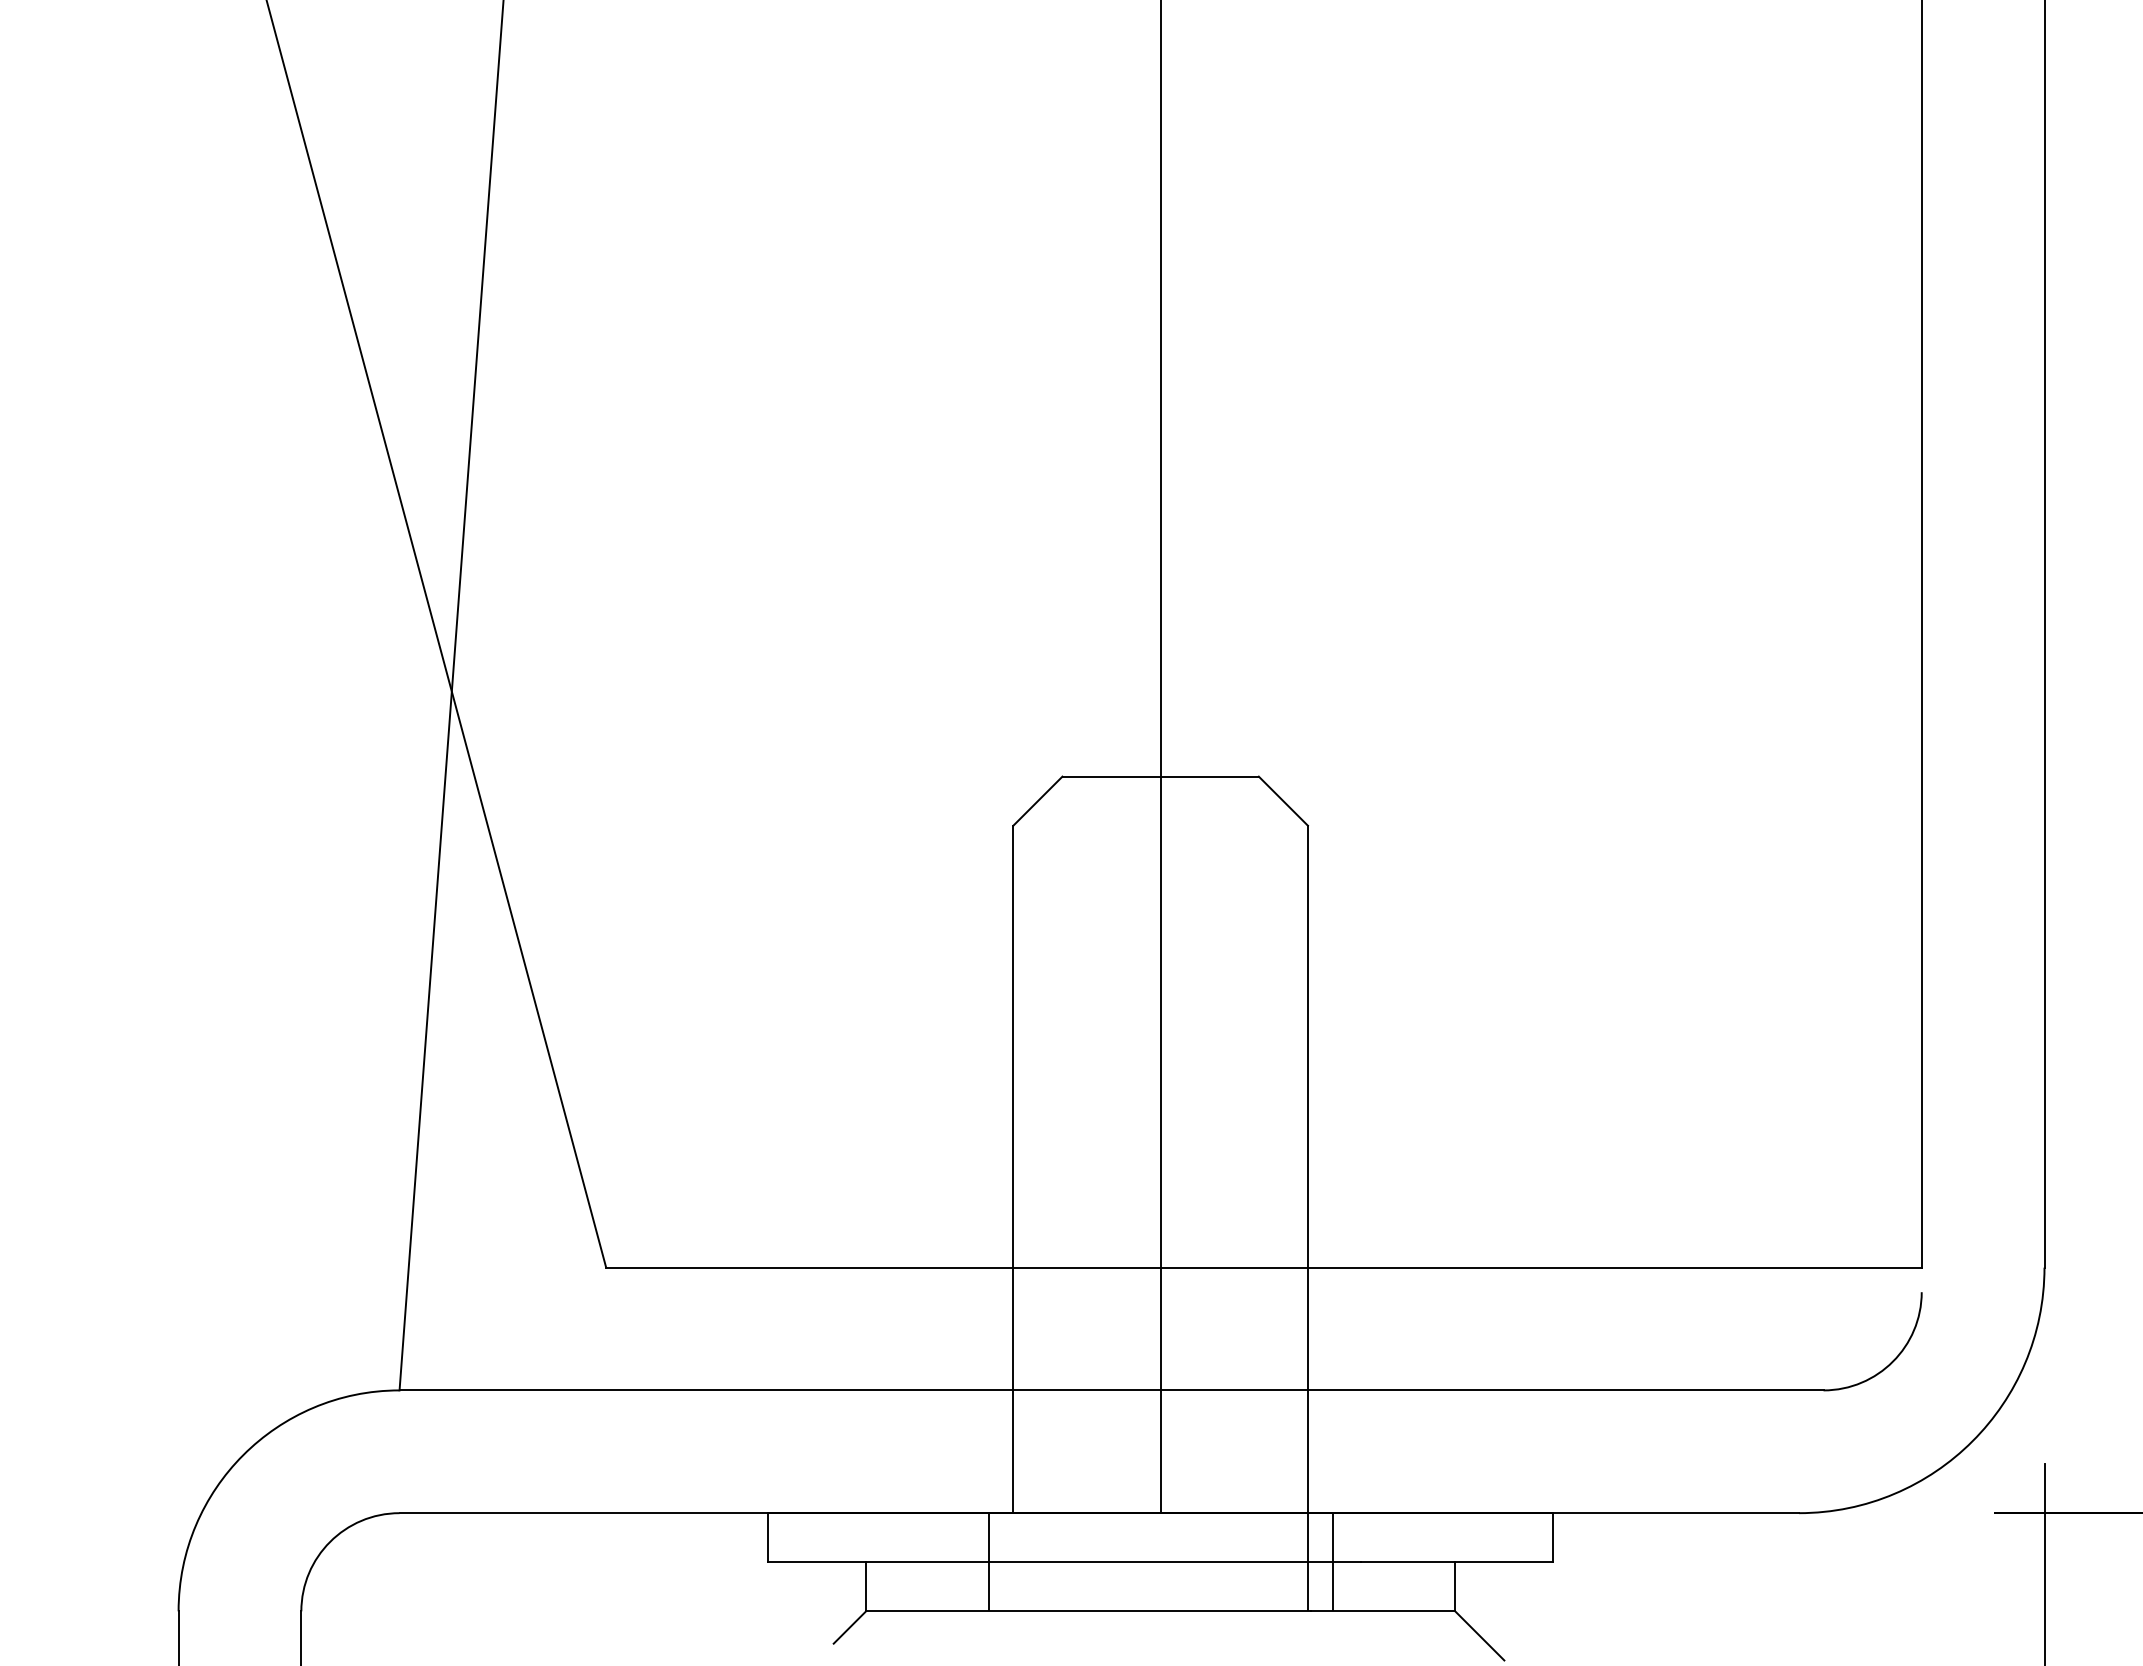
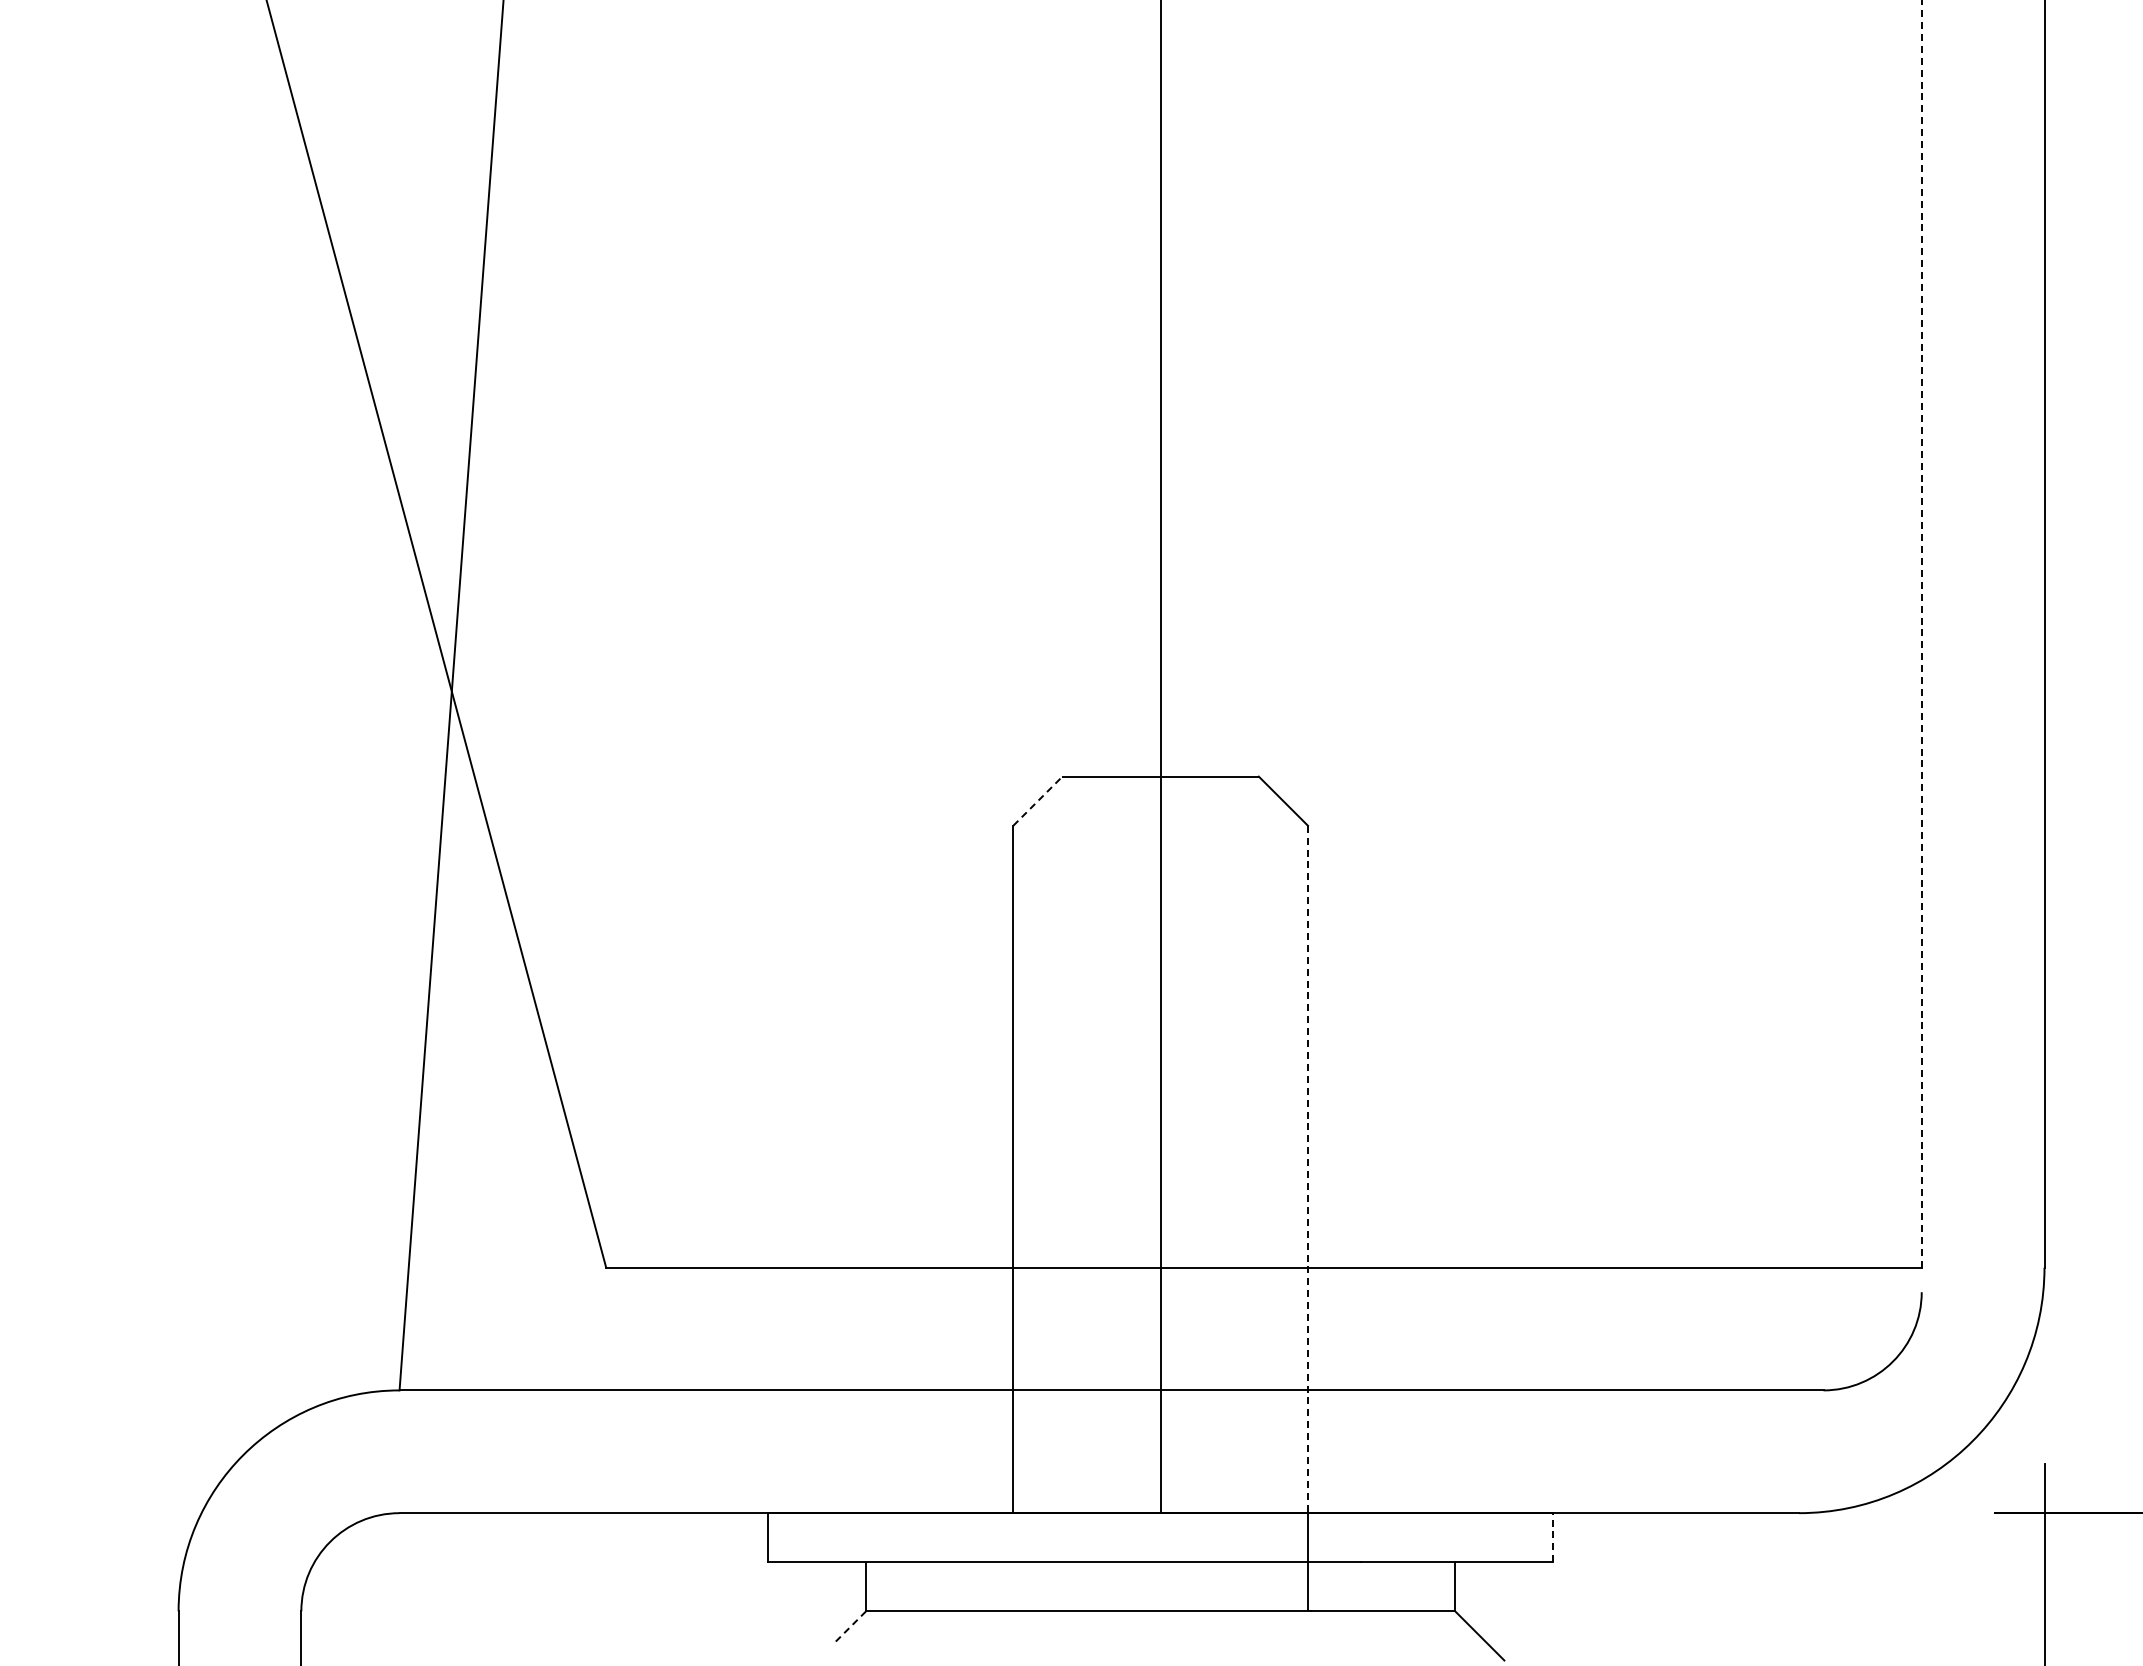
line: solid -> dashed (1921, 634)
line: solid -> dashed (1037, 801)
line: solid -> dashed (1307, 1169)
line: solid -> dashed (1553, 1537)
line: present -> none (988, 1562)
line: present -> none (1332, 1562)
line: solid -> dashed (849, 1627)
